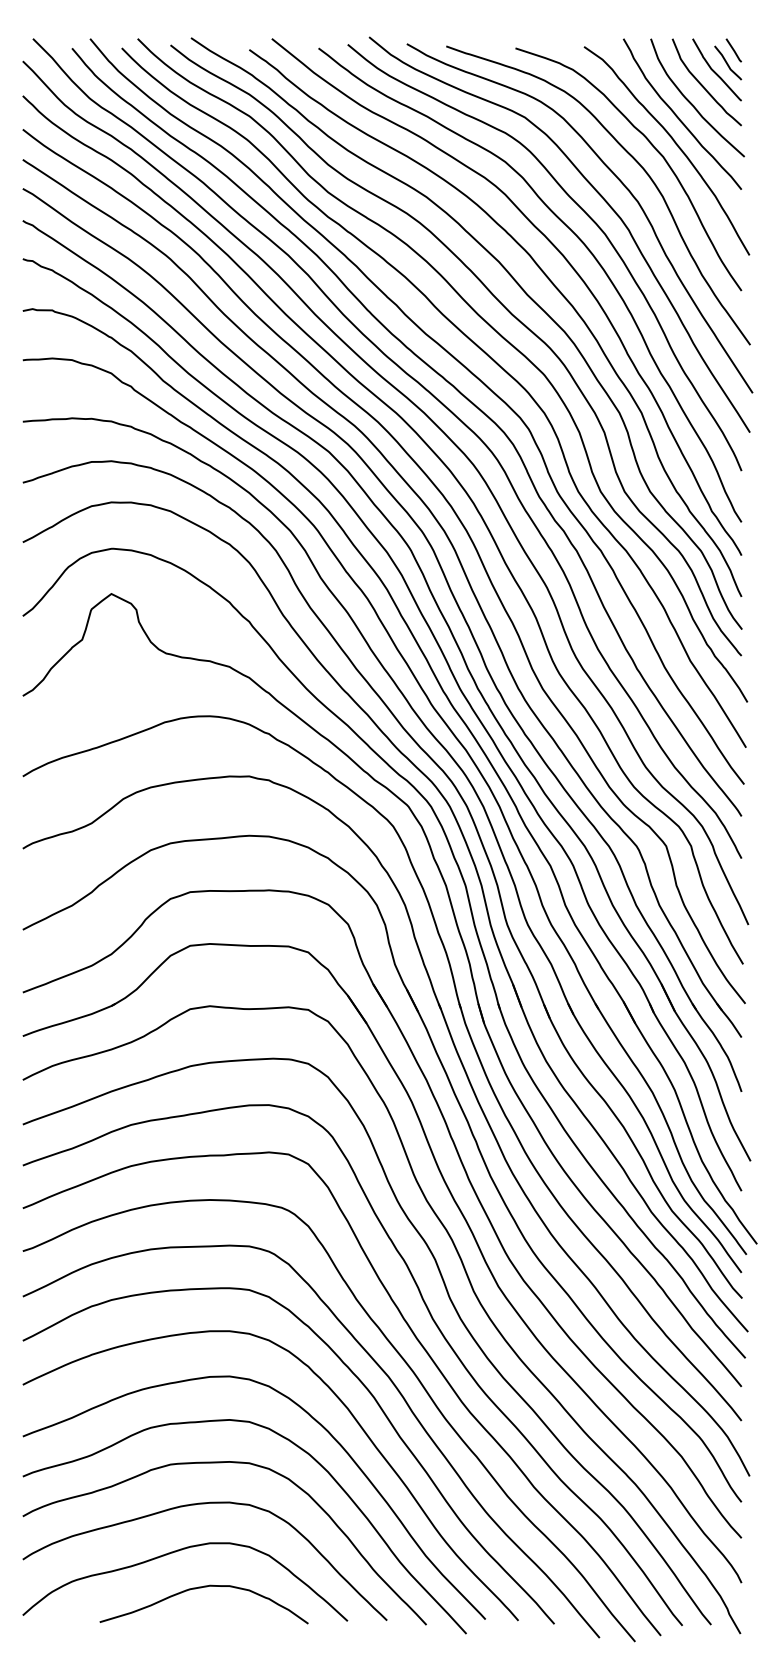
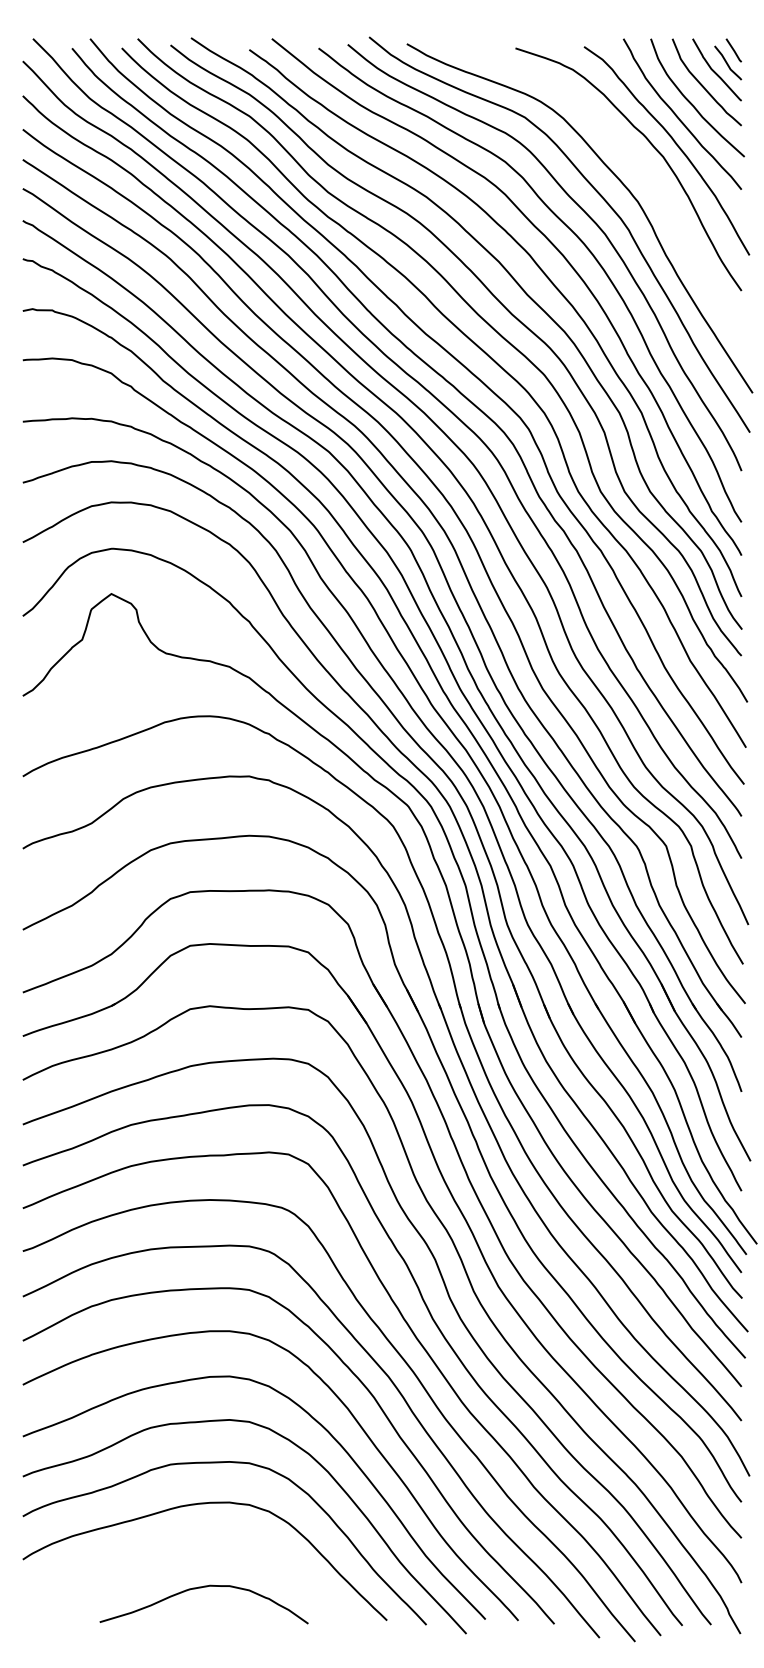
curve: present -> none (633, 159)
curve: present -> none (175, 1552)
